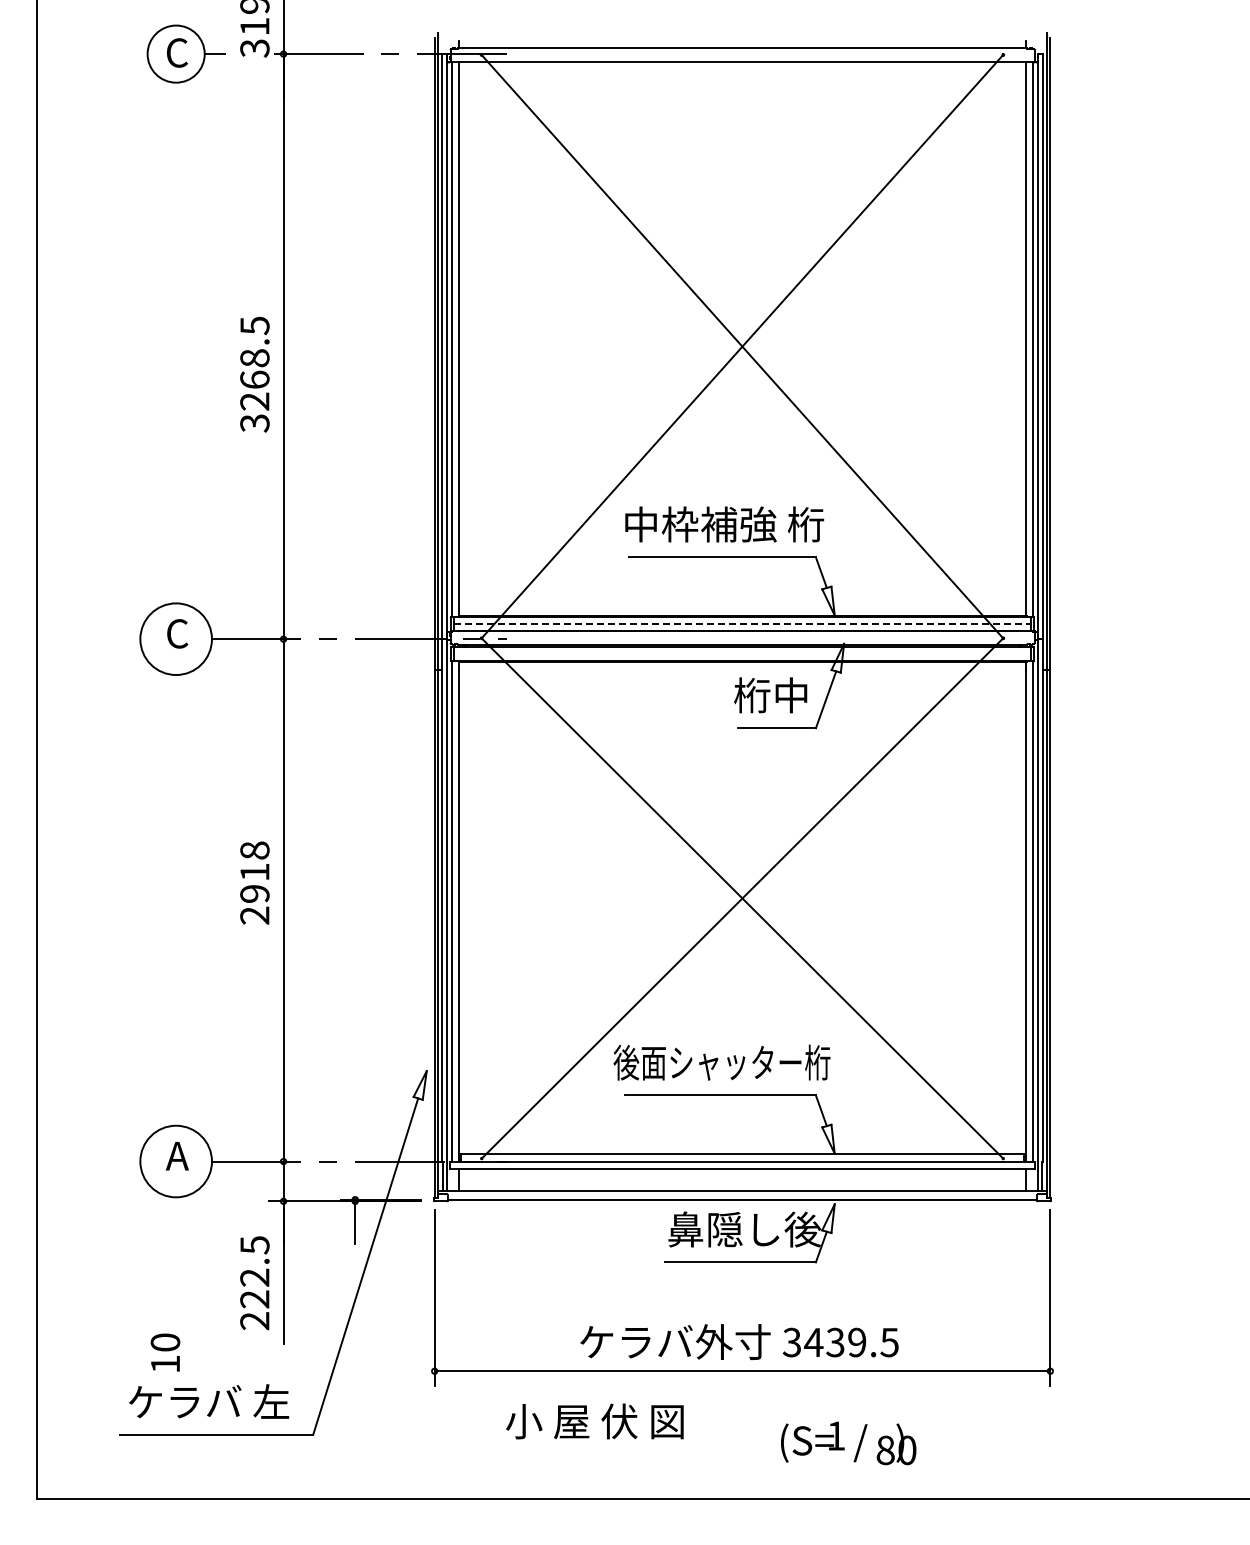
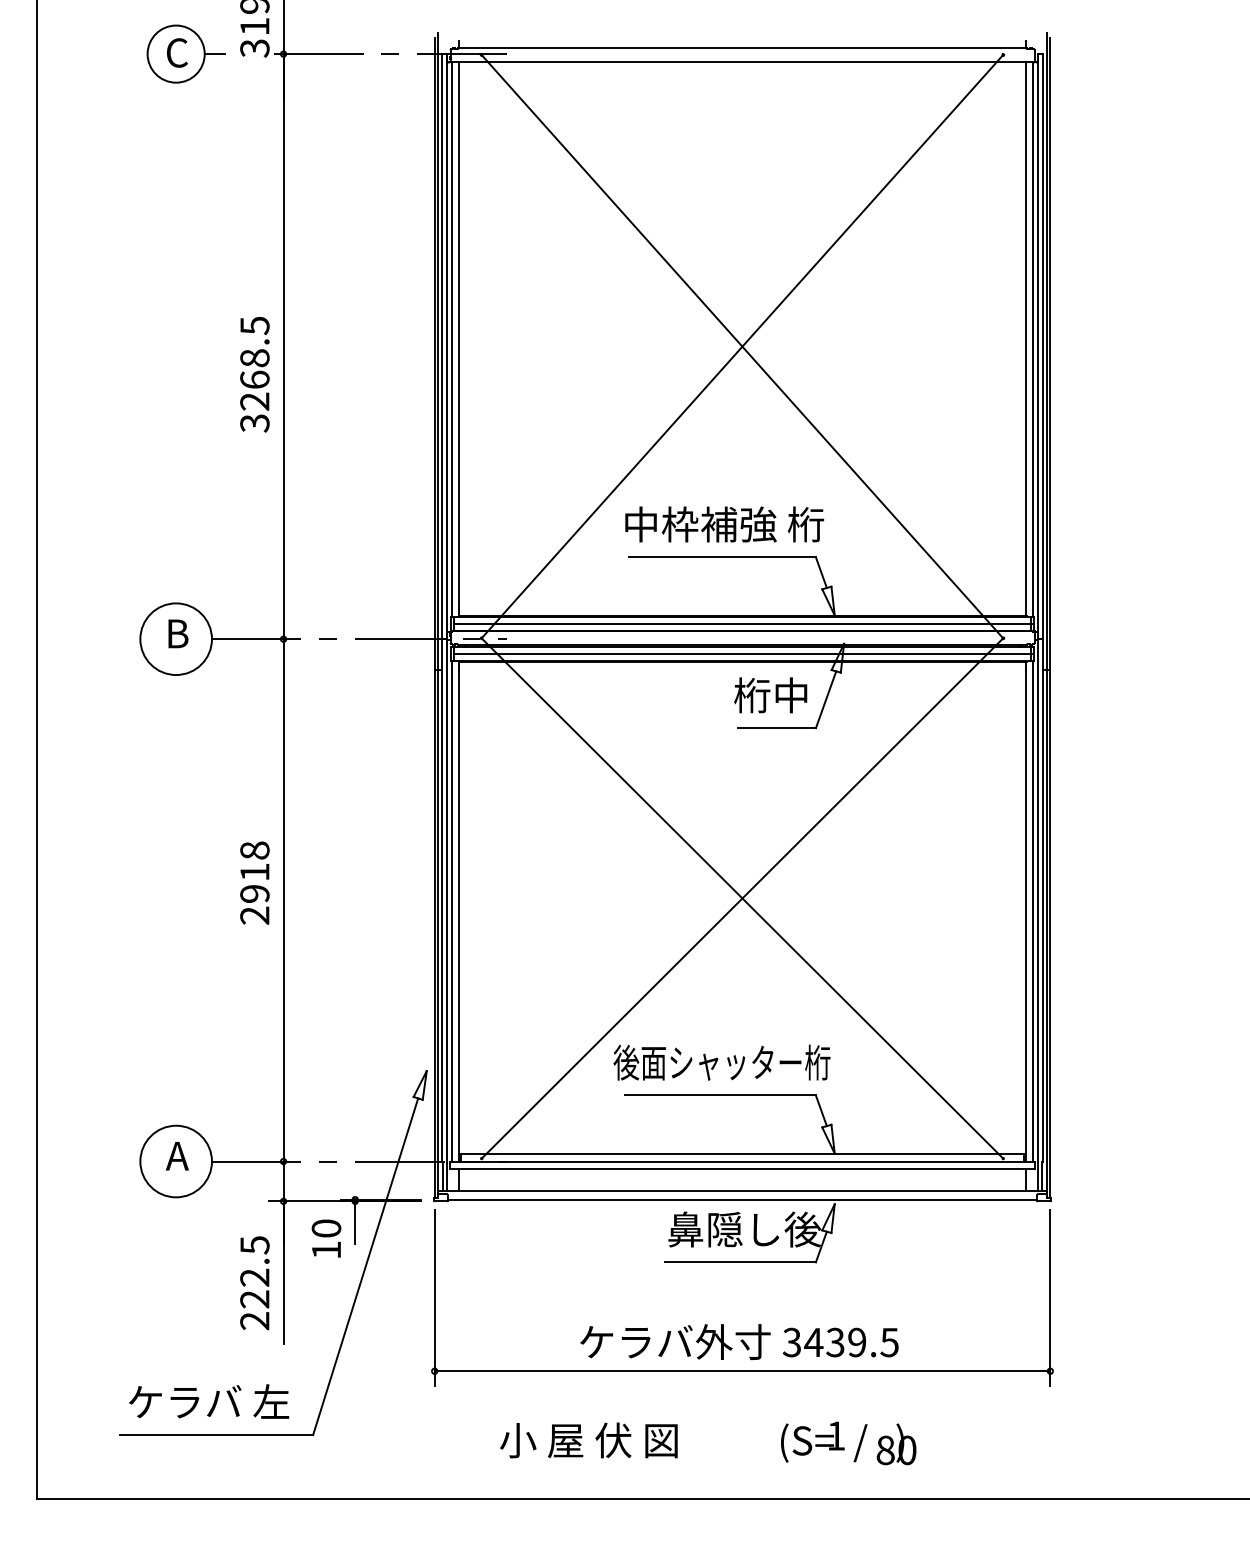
line: dashed -> solid (742, 624)
text: C -> B (177, 633)
line: none -> present (742, 653)
text position: (165, 1352) -> (326, 1238) (326, 1238)
text position: (594, 1421) -> (588, 1440) (588, 1440)
